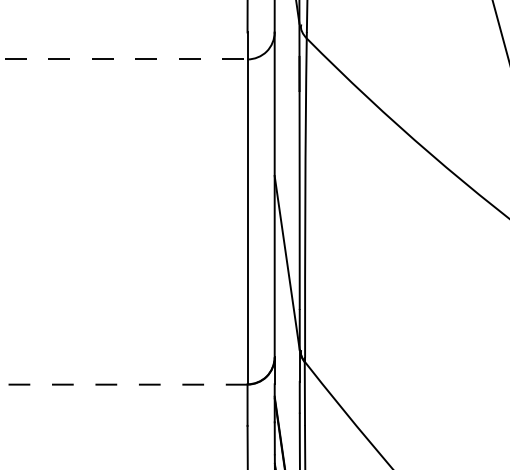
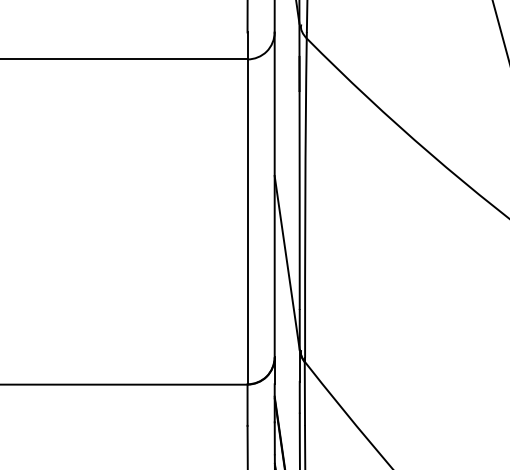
line: dashed -> solid (124, 59)
line: dashed -> solid (123, 384)
